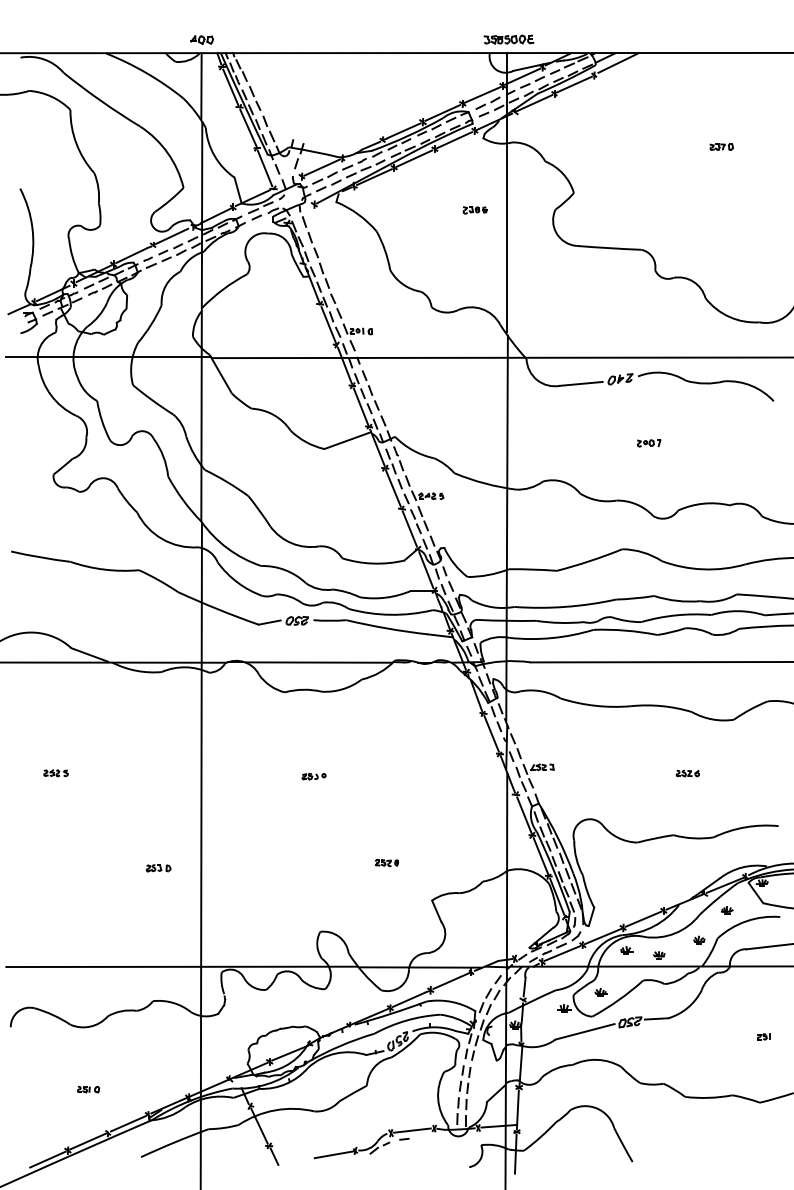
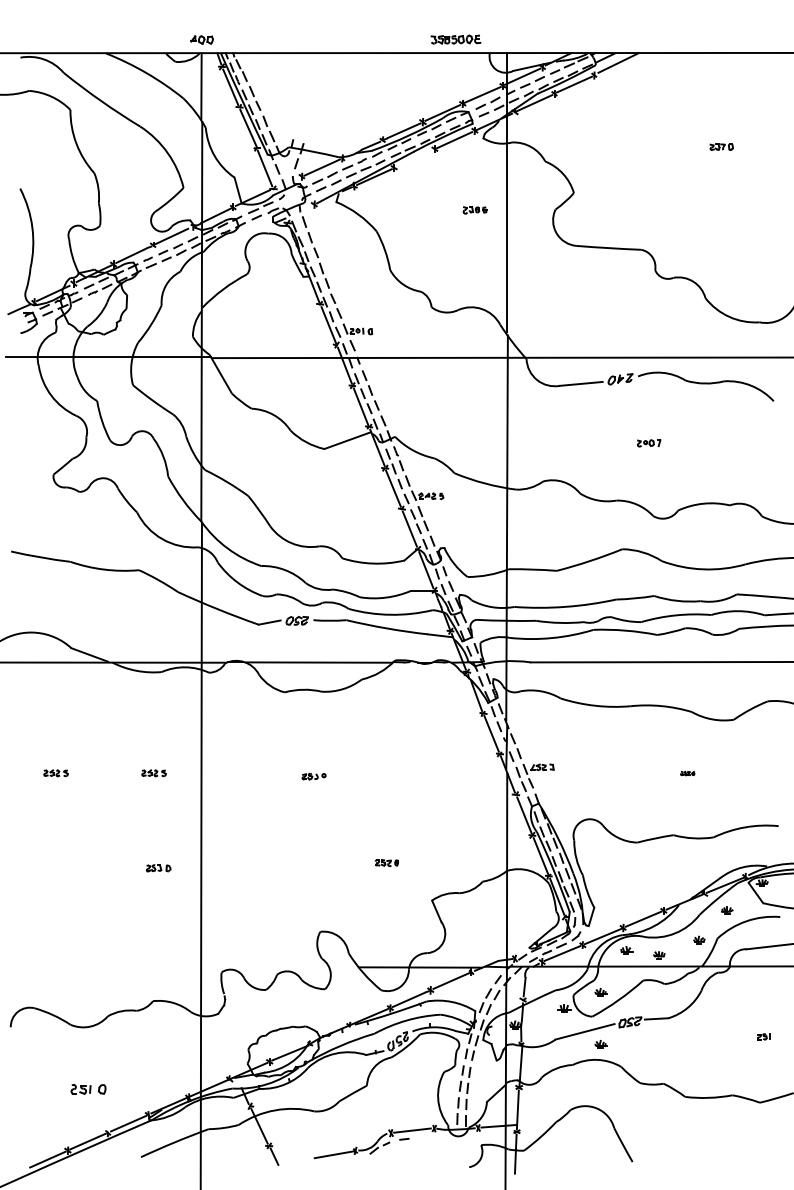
part position: (508, 39) -> (455, 39) (455, 39)
line: present -> none (414, 158)
part: none -> present (153, 773)
part size: 25x9 px -> 16x7 px (687, 773)
line: present -> none (181, 966)
part: none -> present (600, 1044)
part size: 23x8 px -> 37x11 px (88, 1089)
